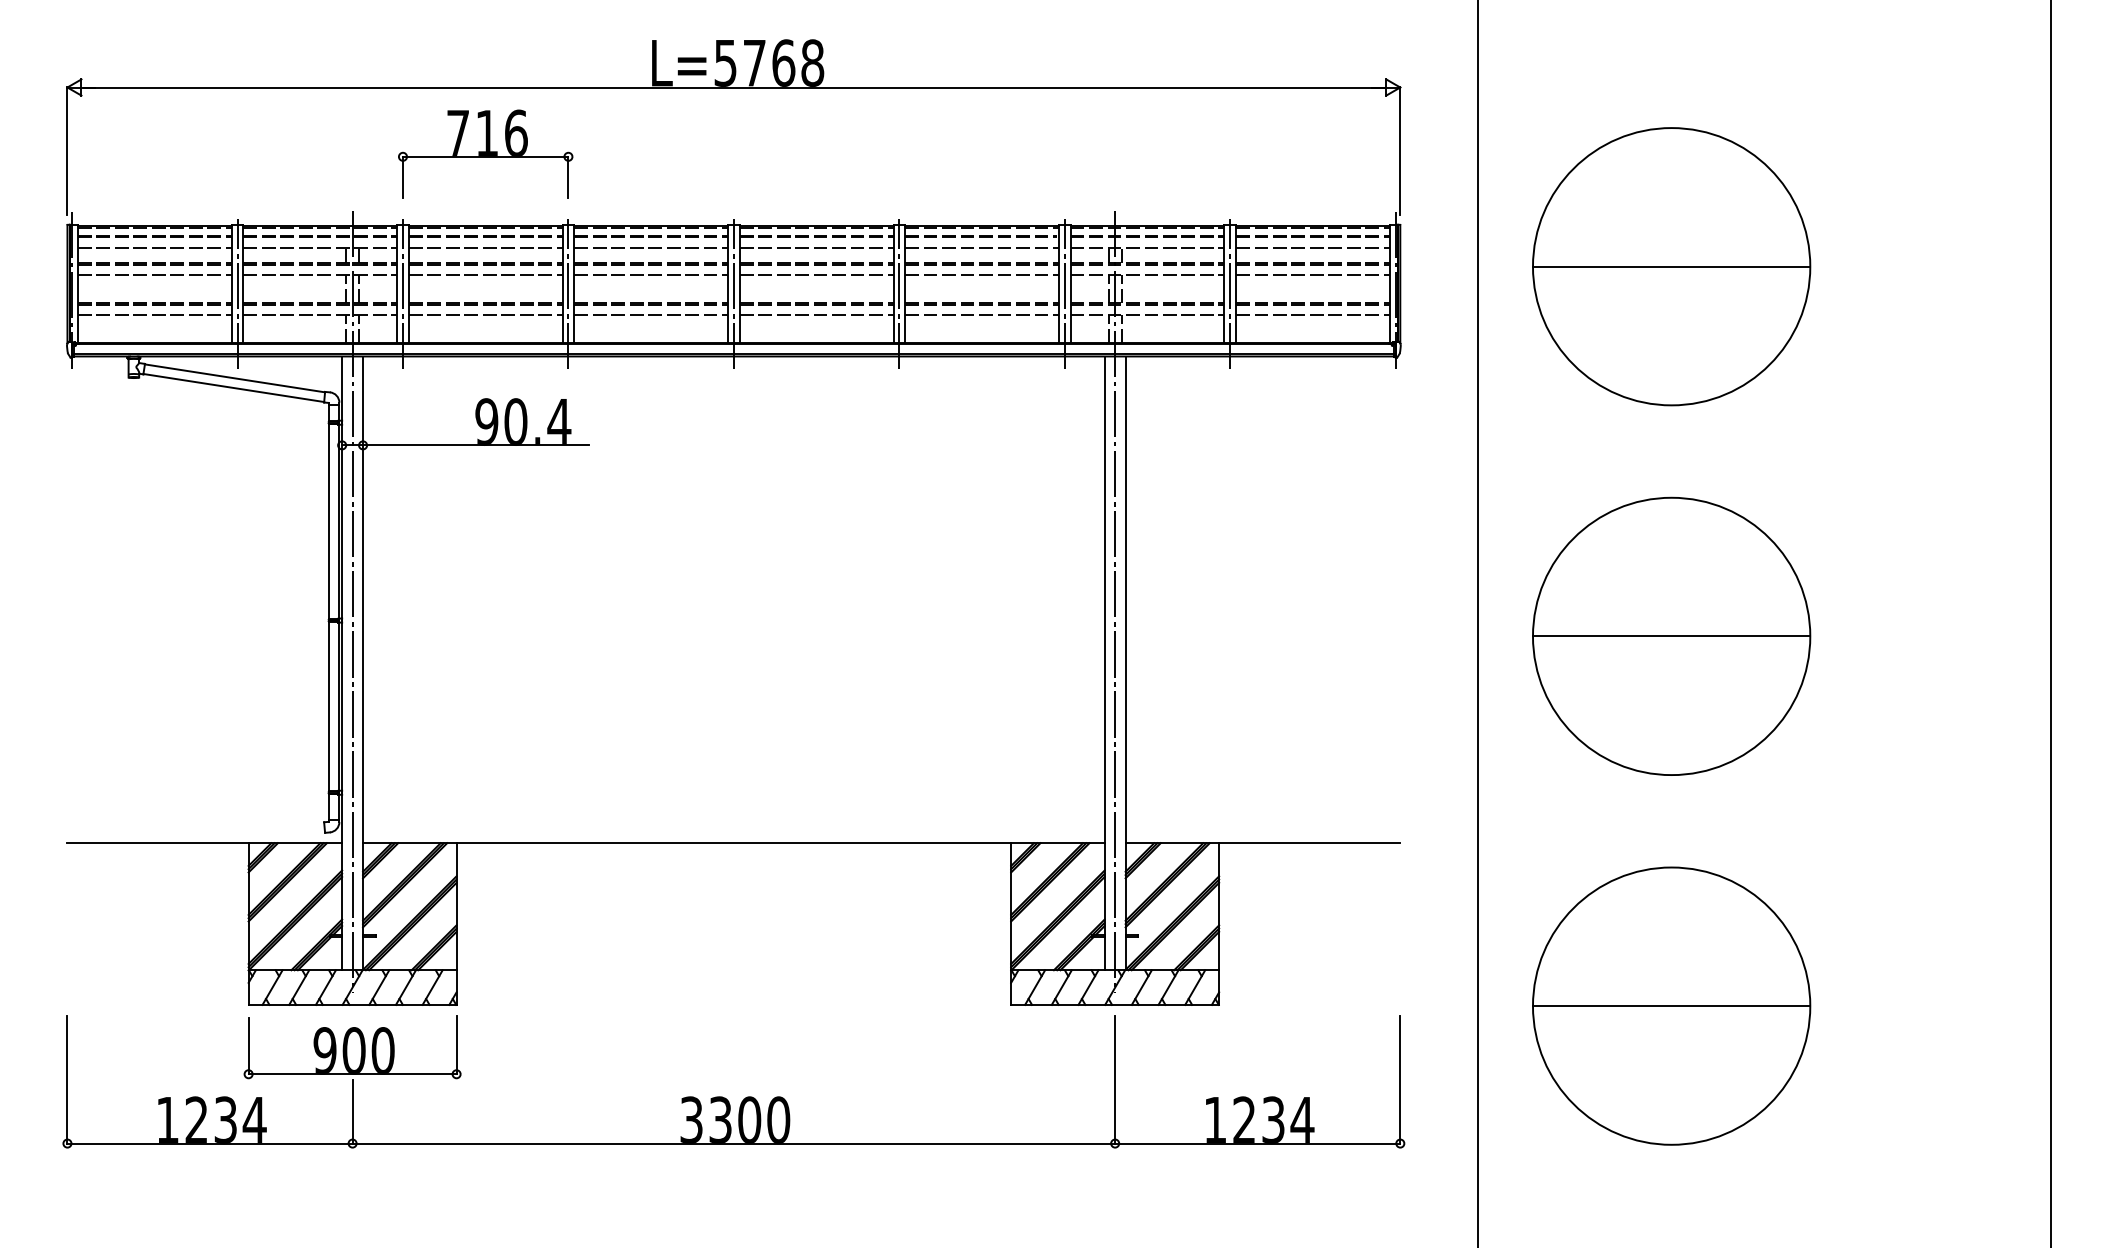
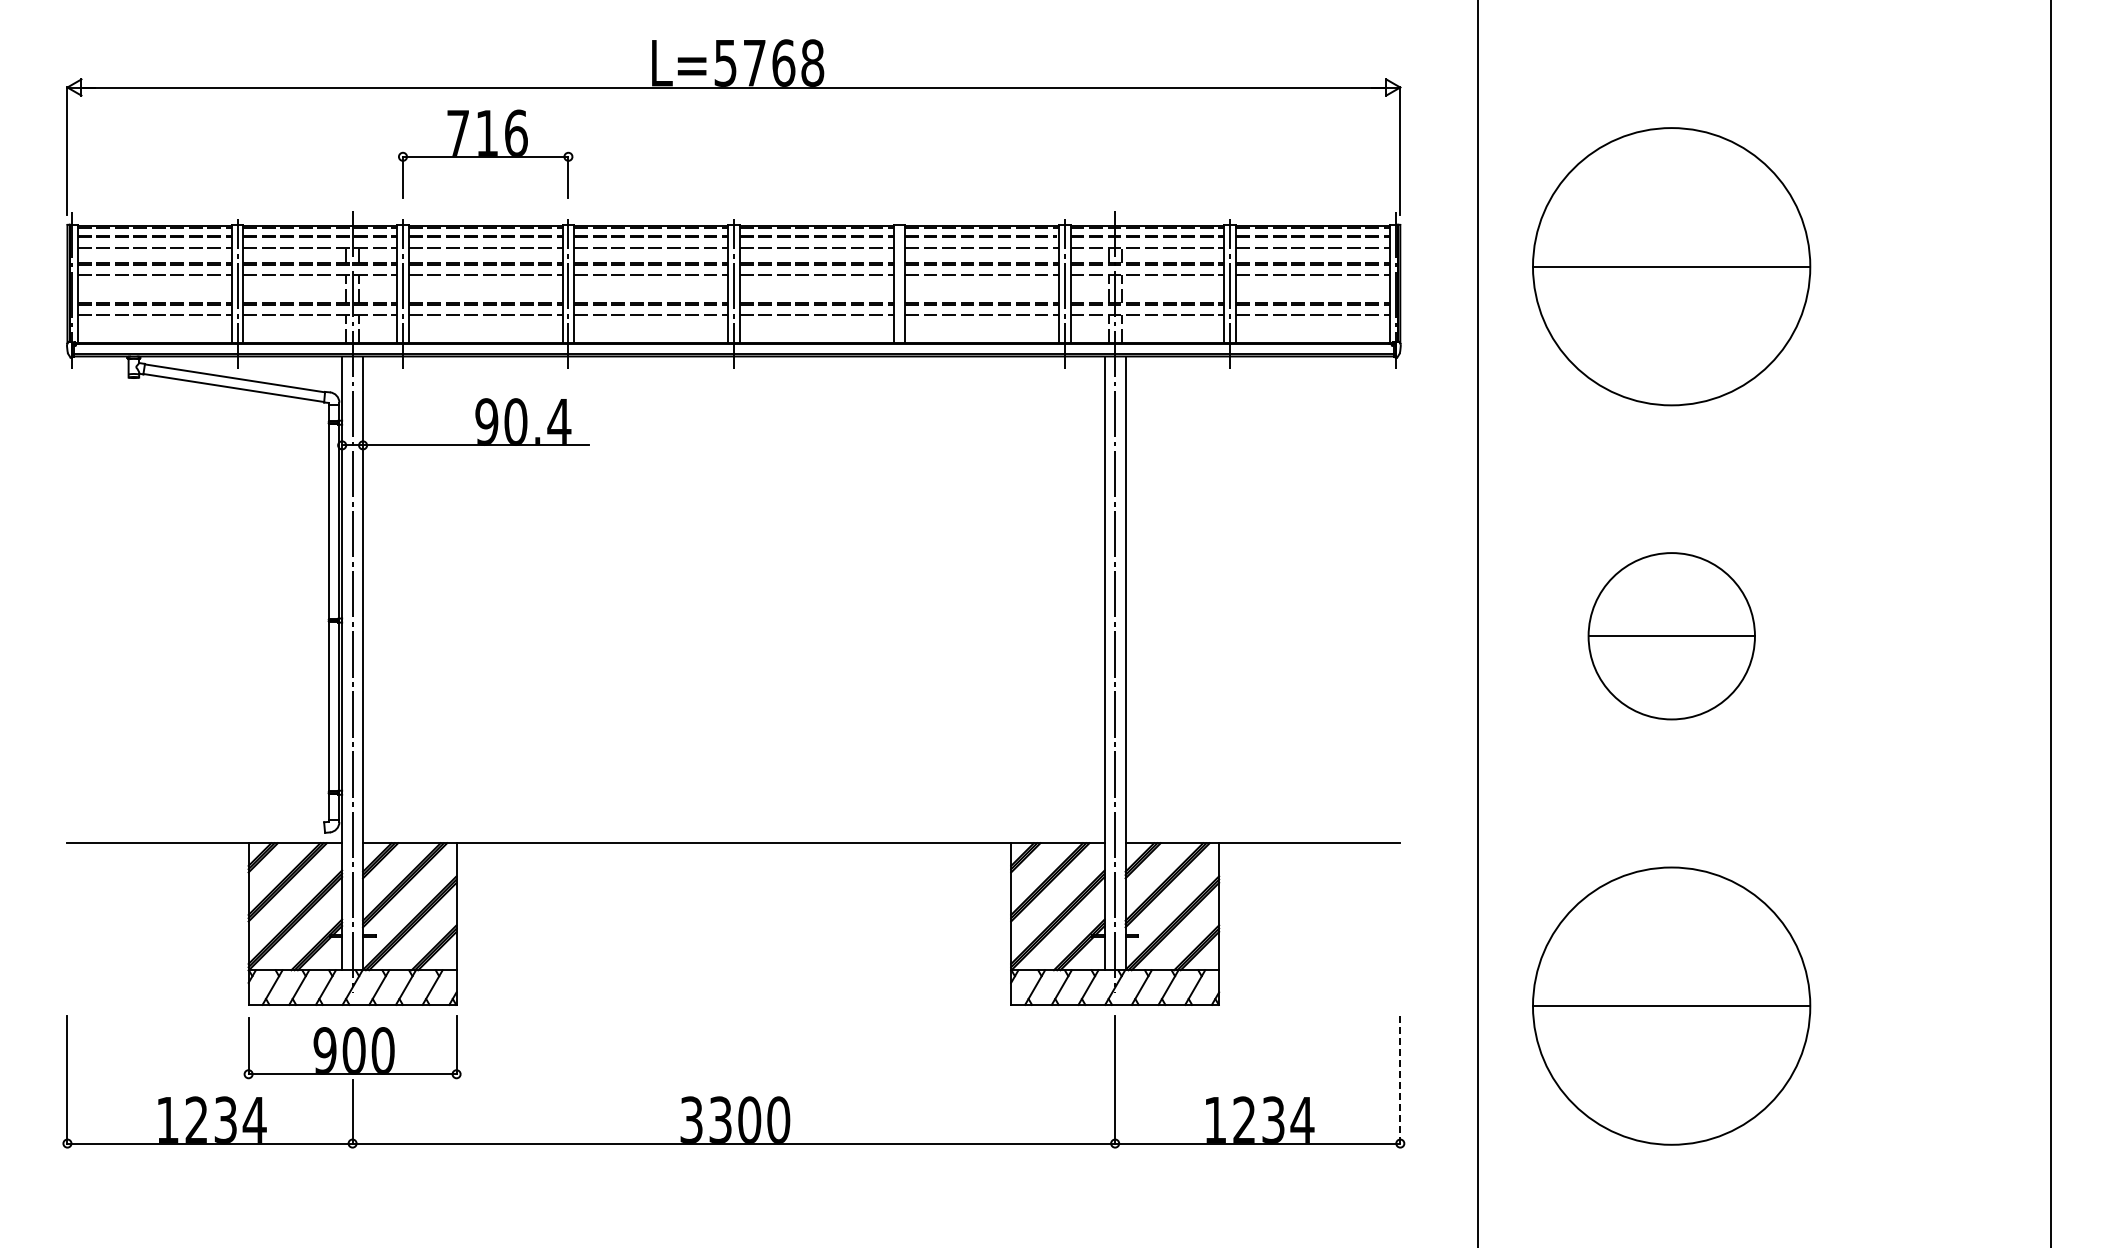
line: present -> none (899, 294)
part size: 280x280 px -> 169x169 px (1671, 636)
line: solid -> dashed (1400, 1080)
